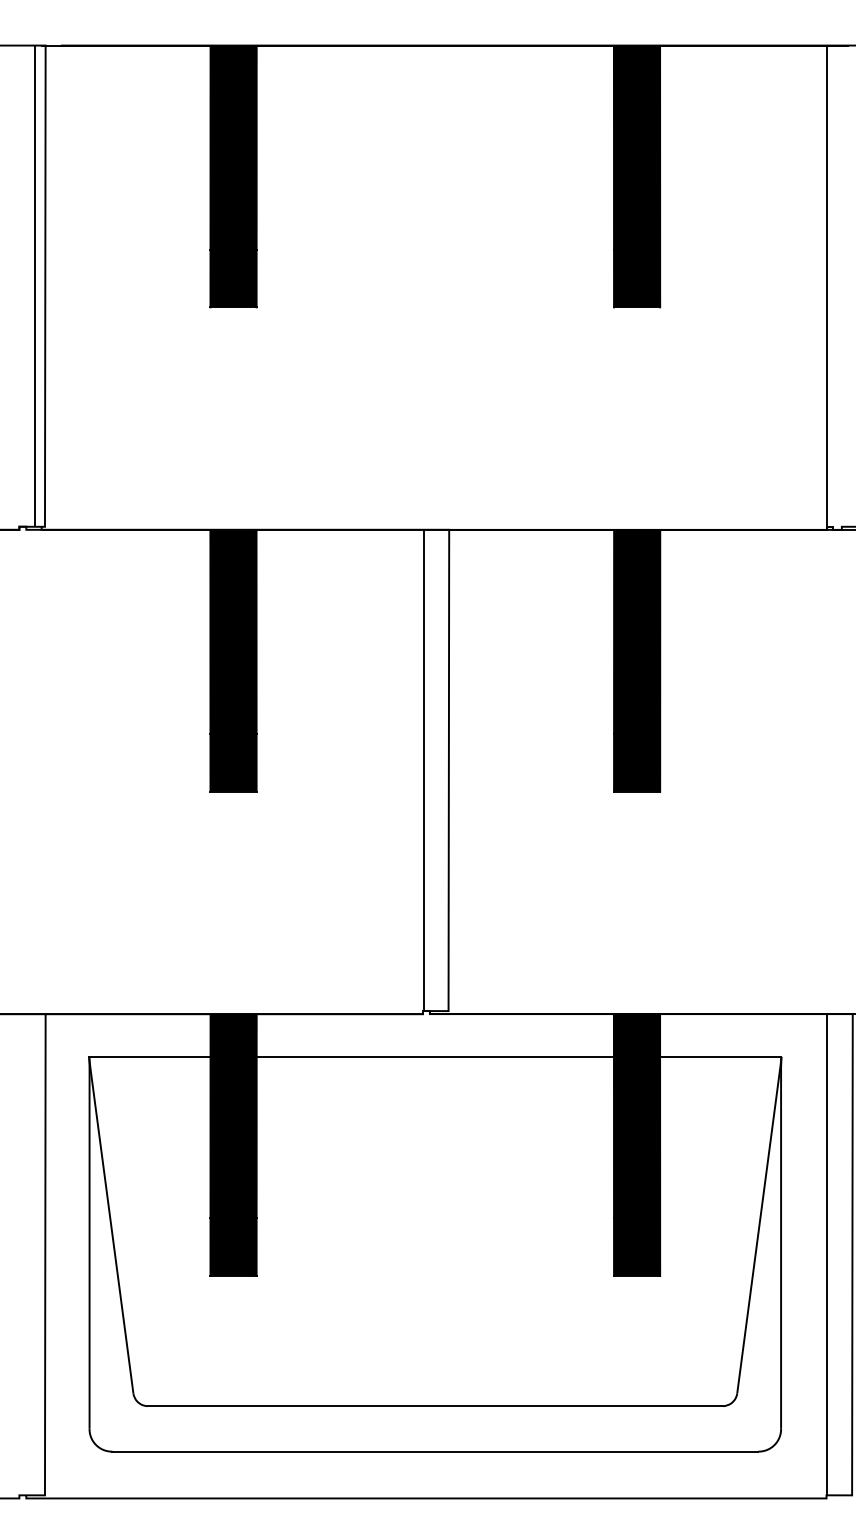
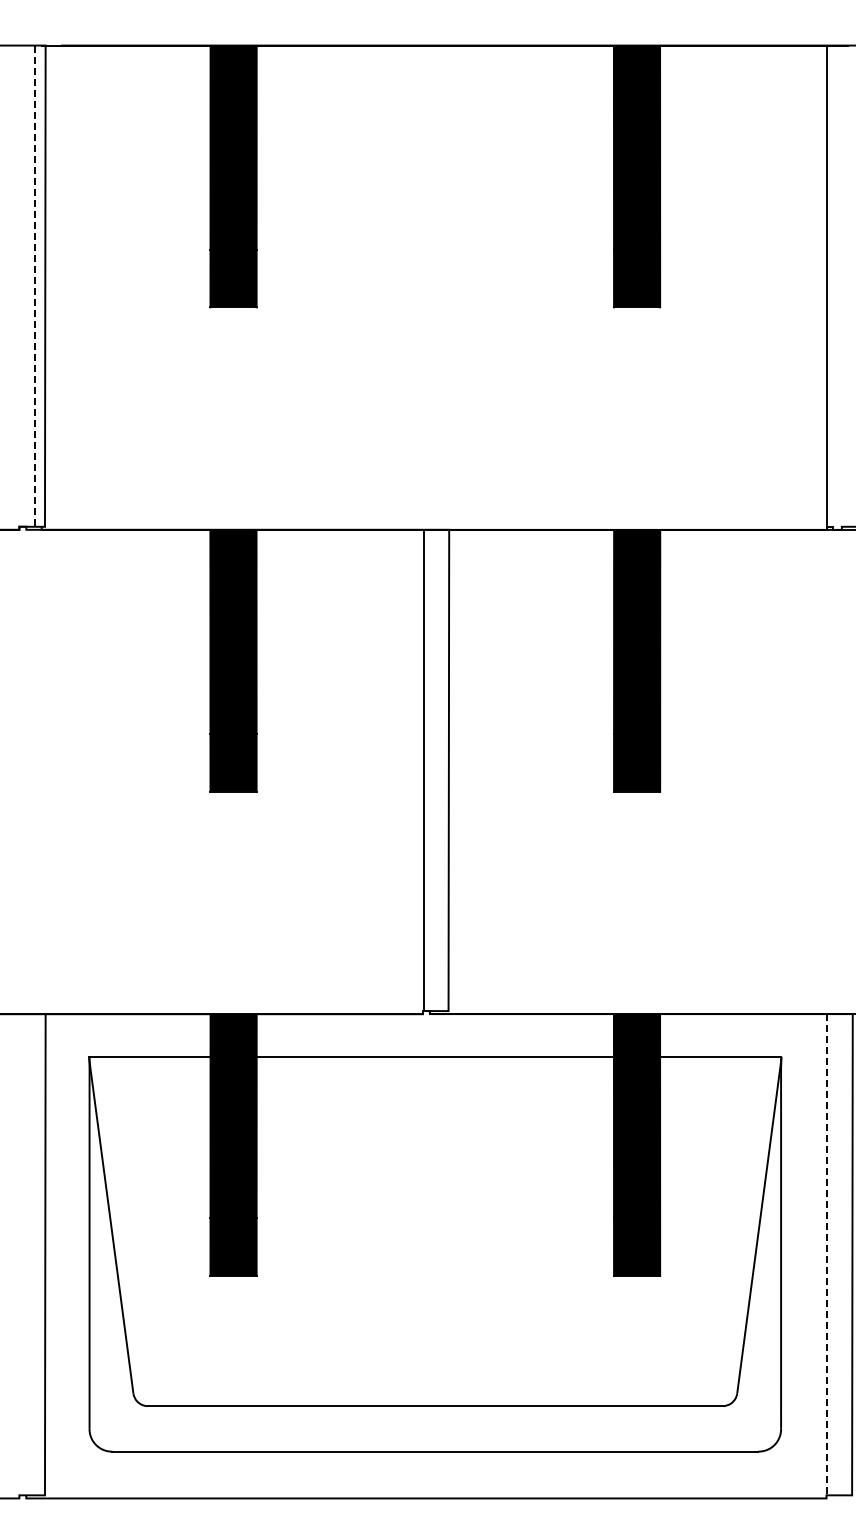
line: solid -> dashed (35, 286)
line: solid -> dashed (827, 1254)
